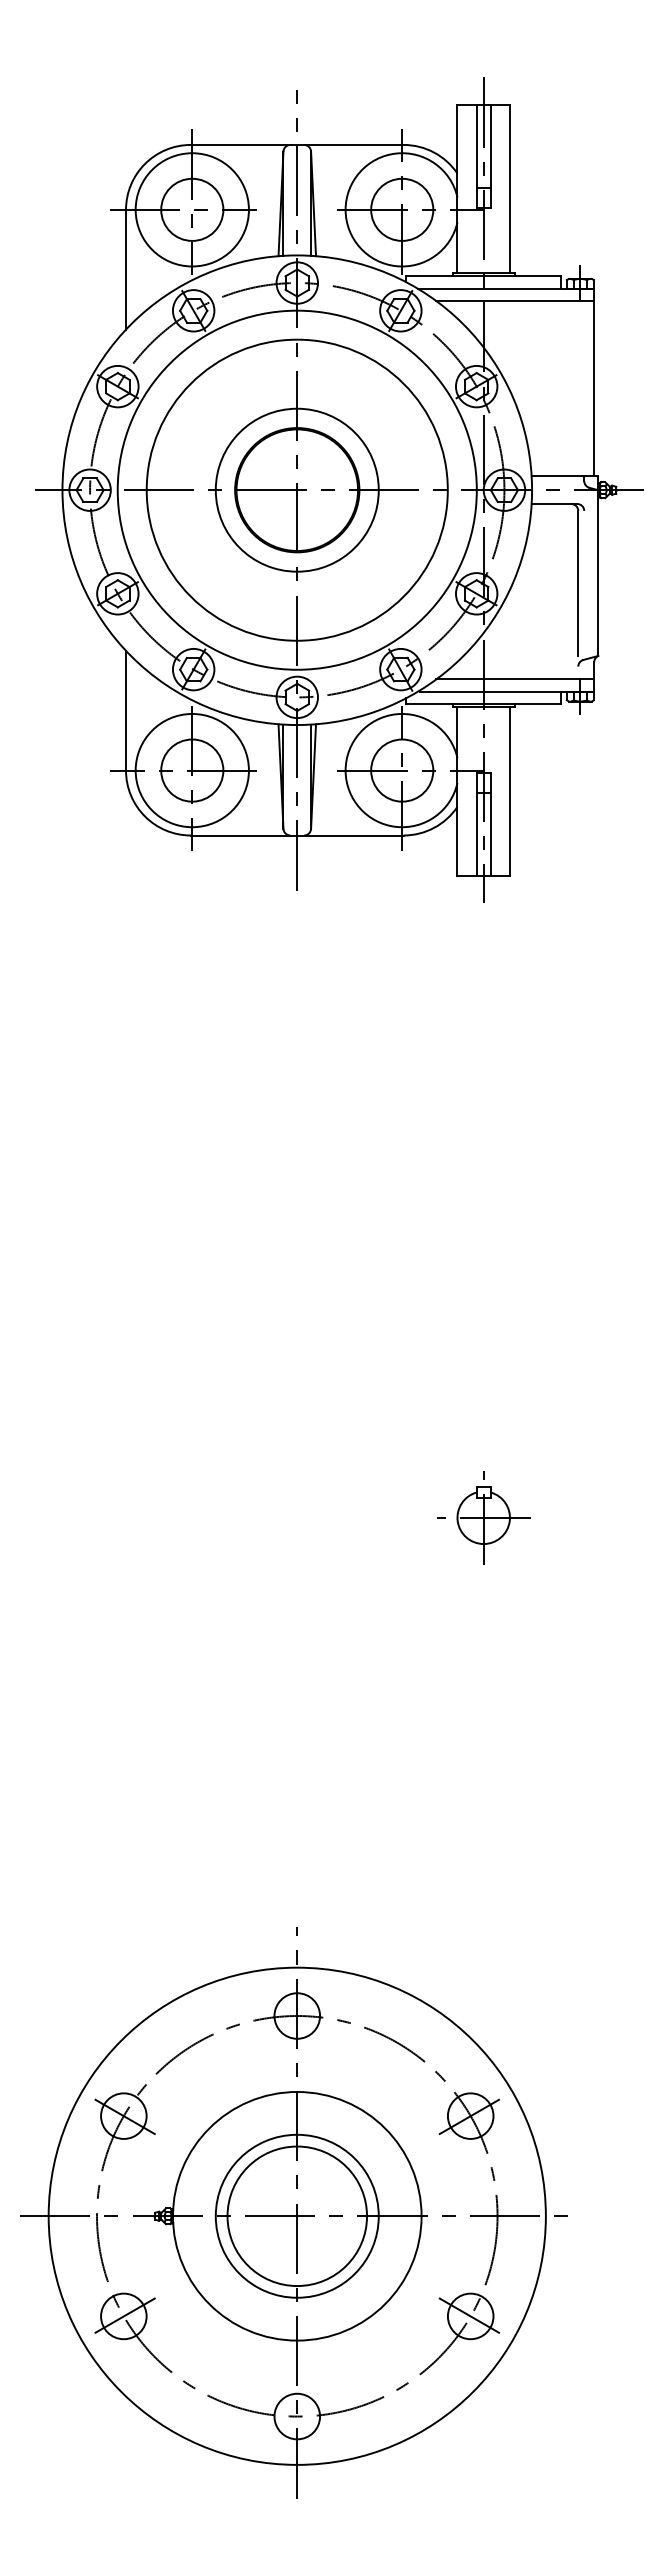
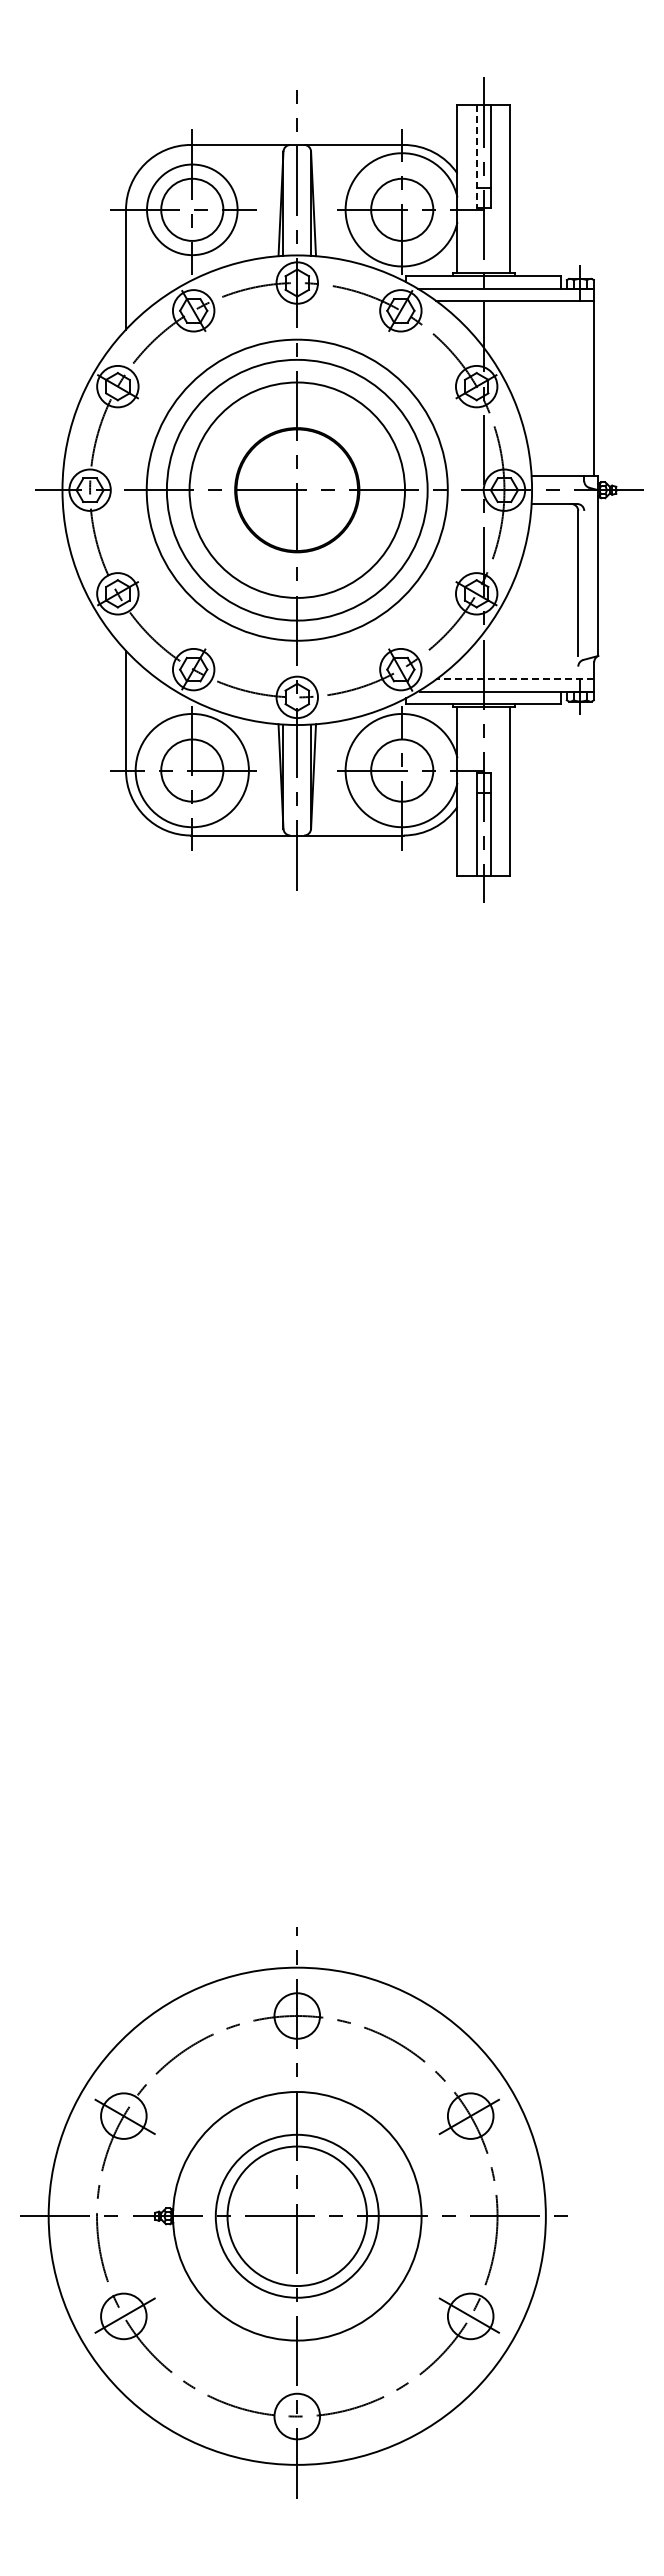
line: solid -> dashed (476, 156)
circle diameter: 113 px -> 91 px (192, 209)
circle diameter: 163 px -> 261 px (296, 489)
circle diameter: 359 px -> 215 px (297, 489)
line: solid -> dashed (515, 679)
part: present -> none (483, 1517)
